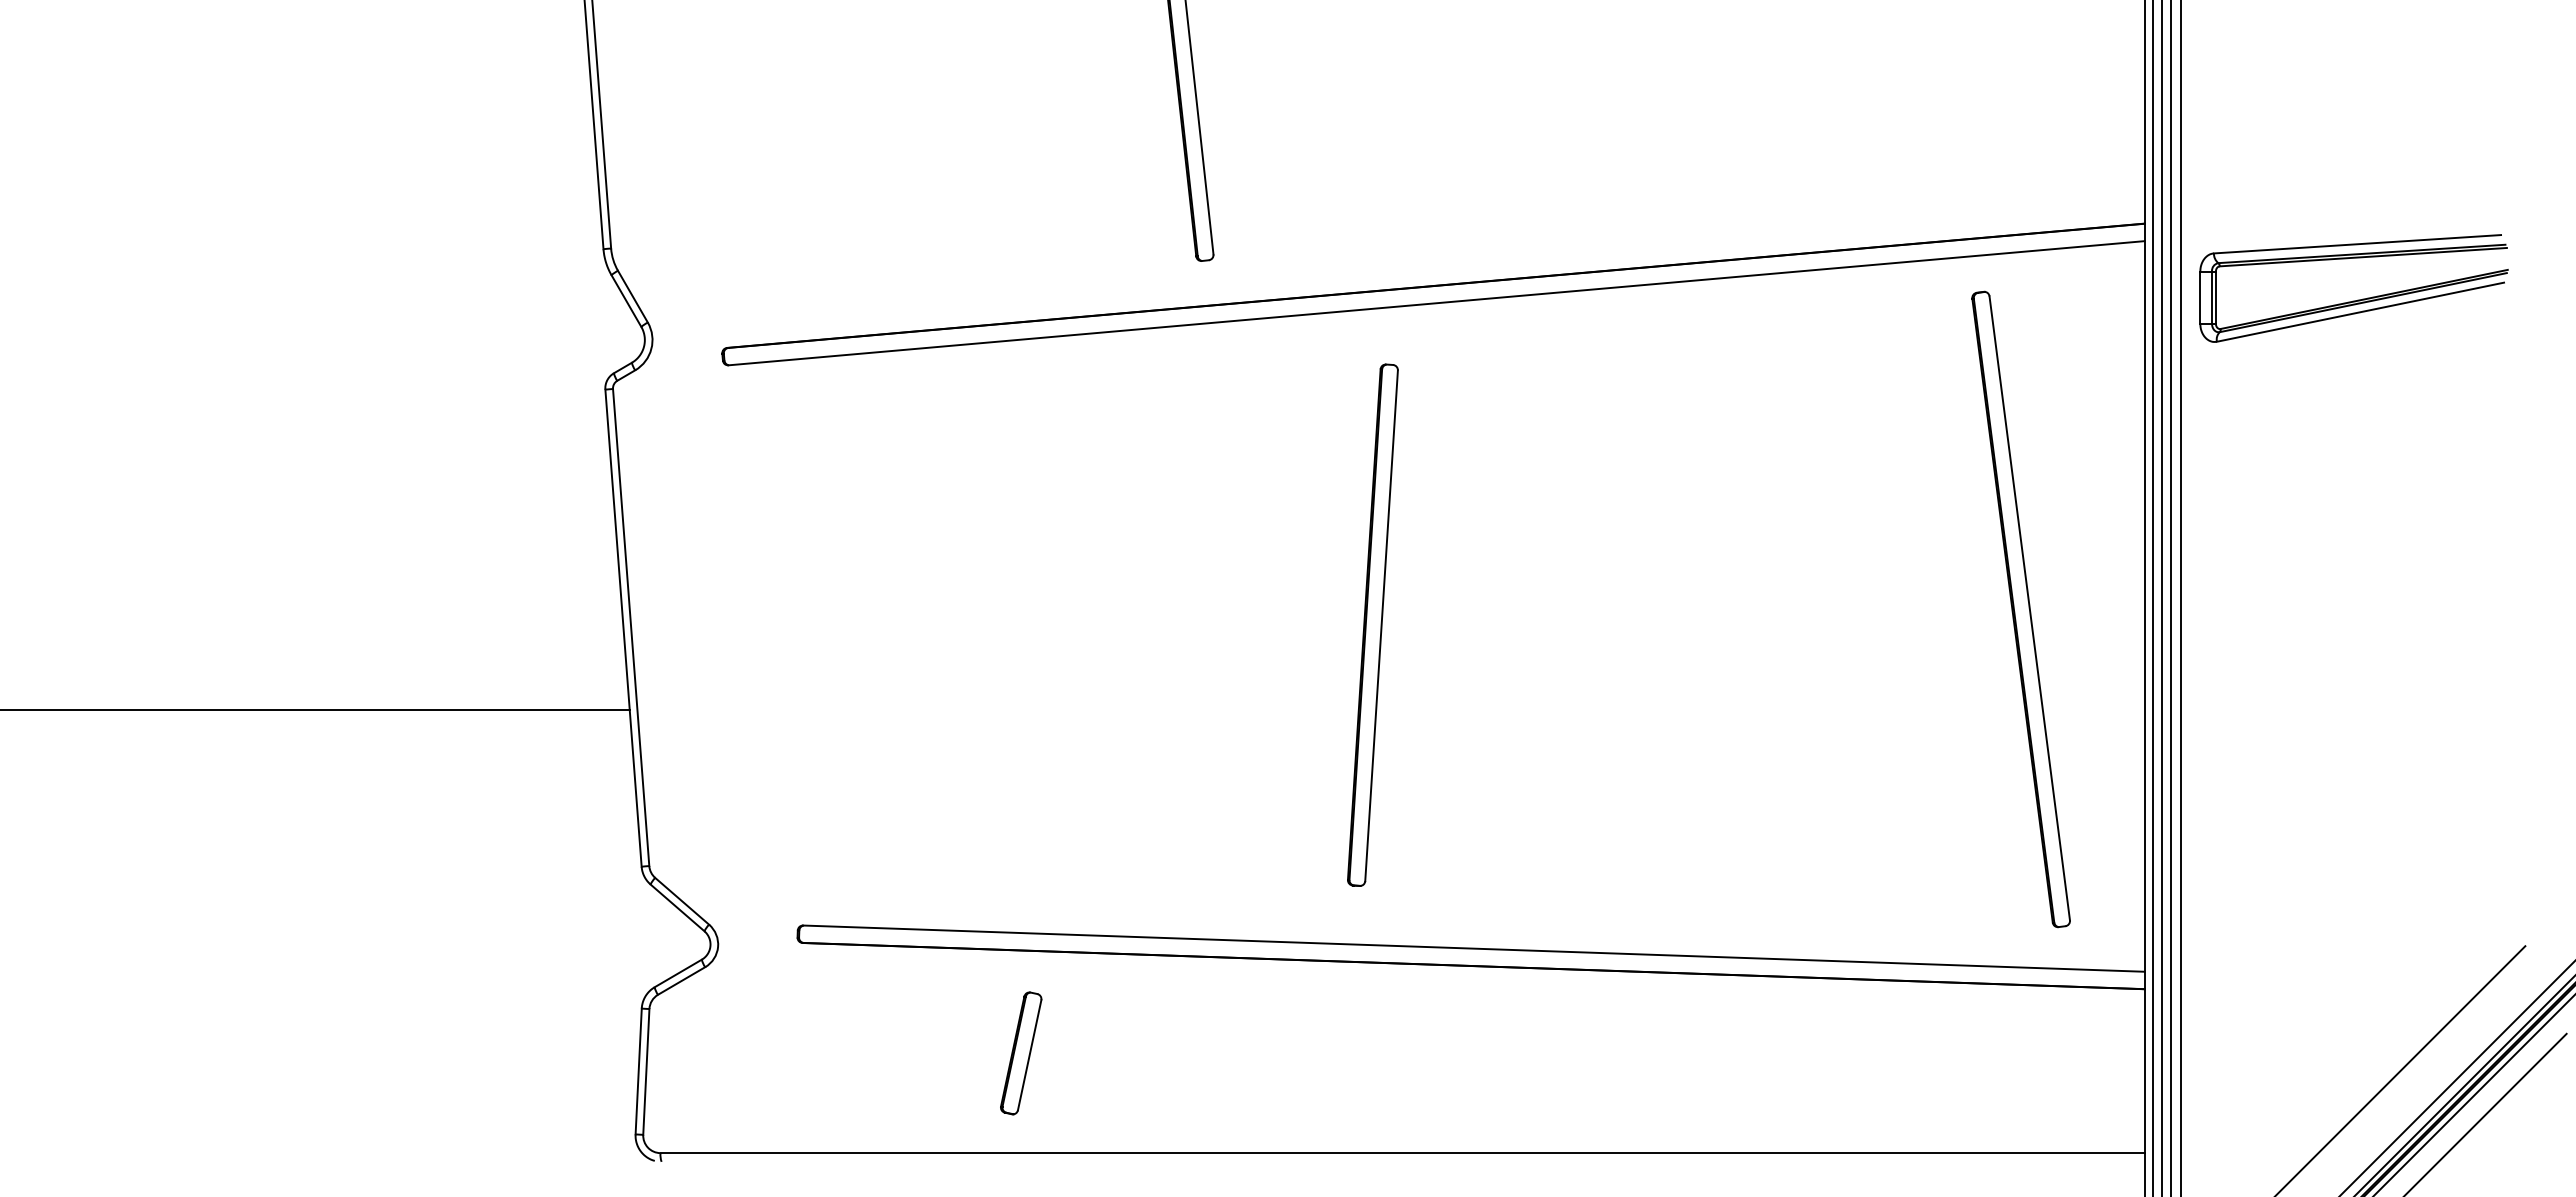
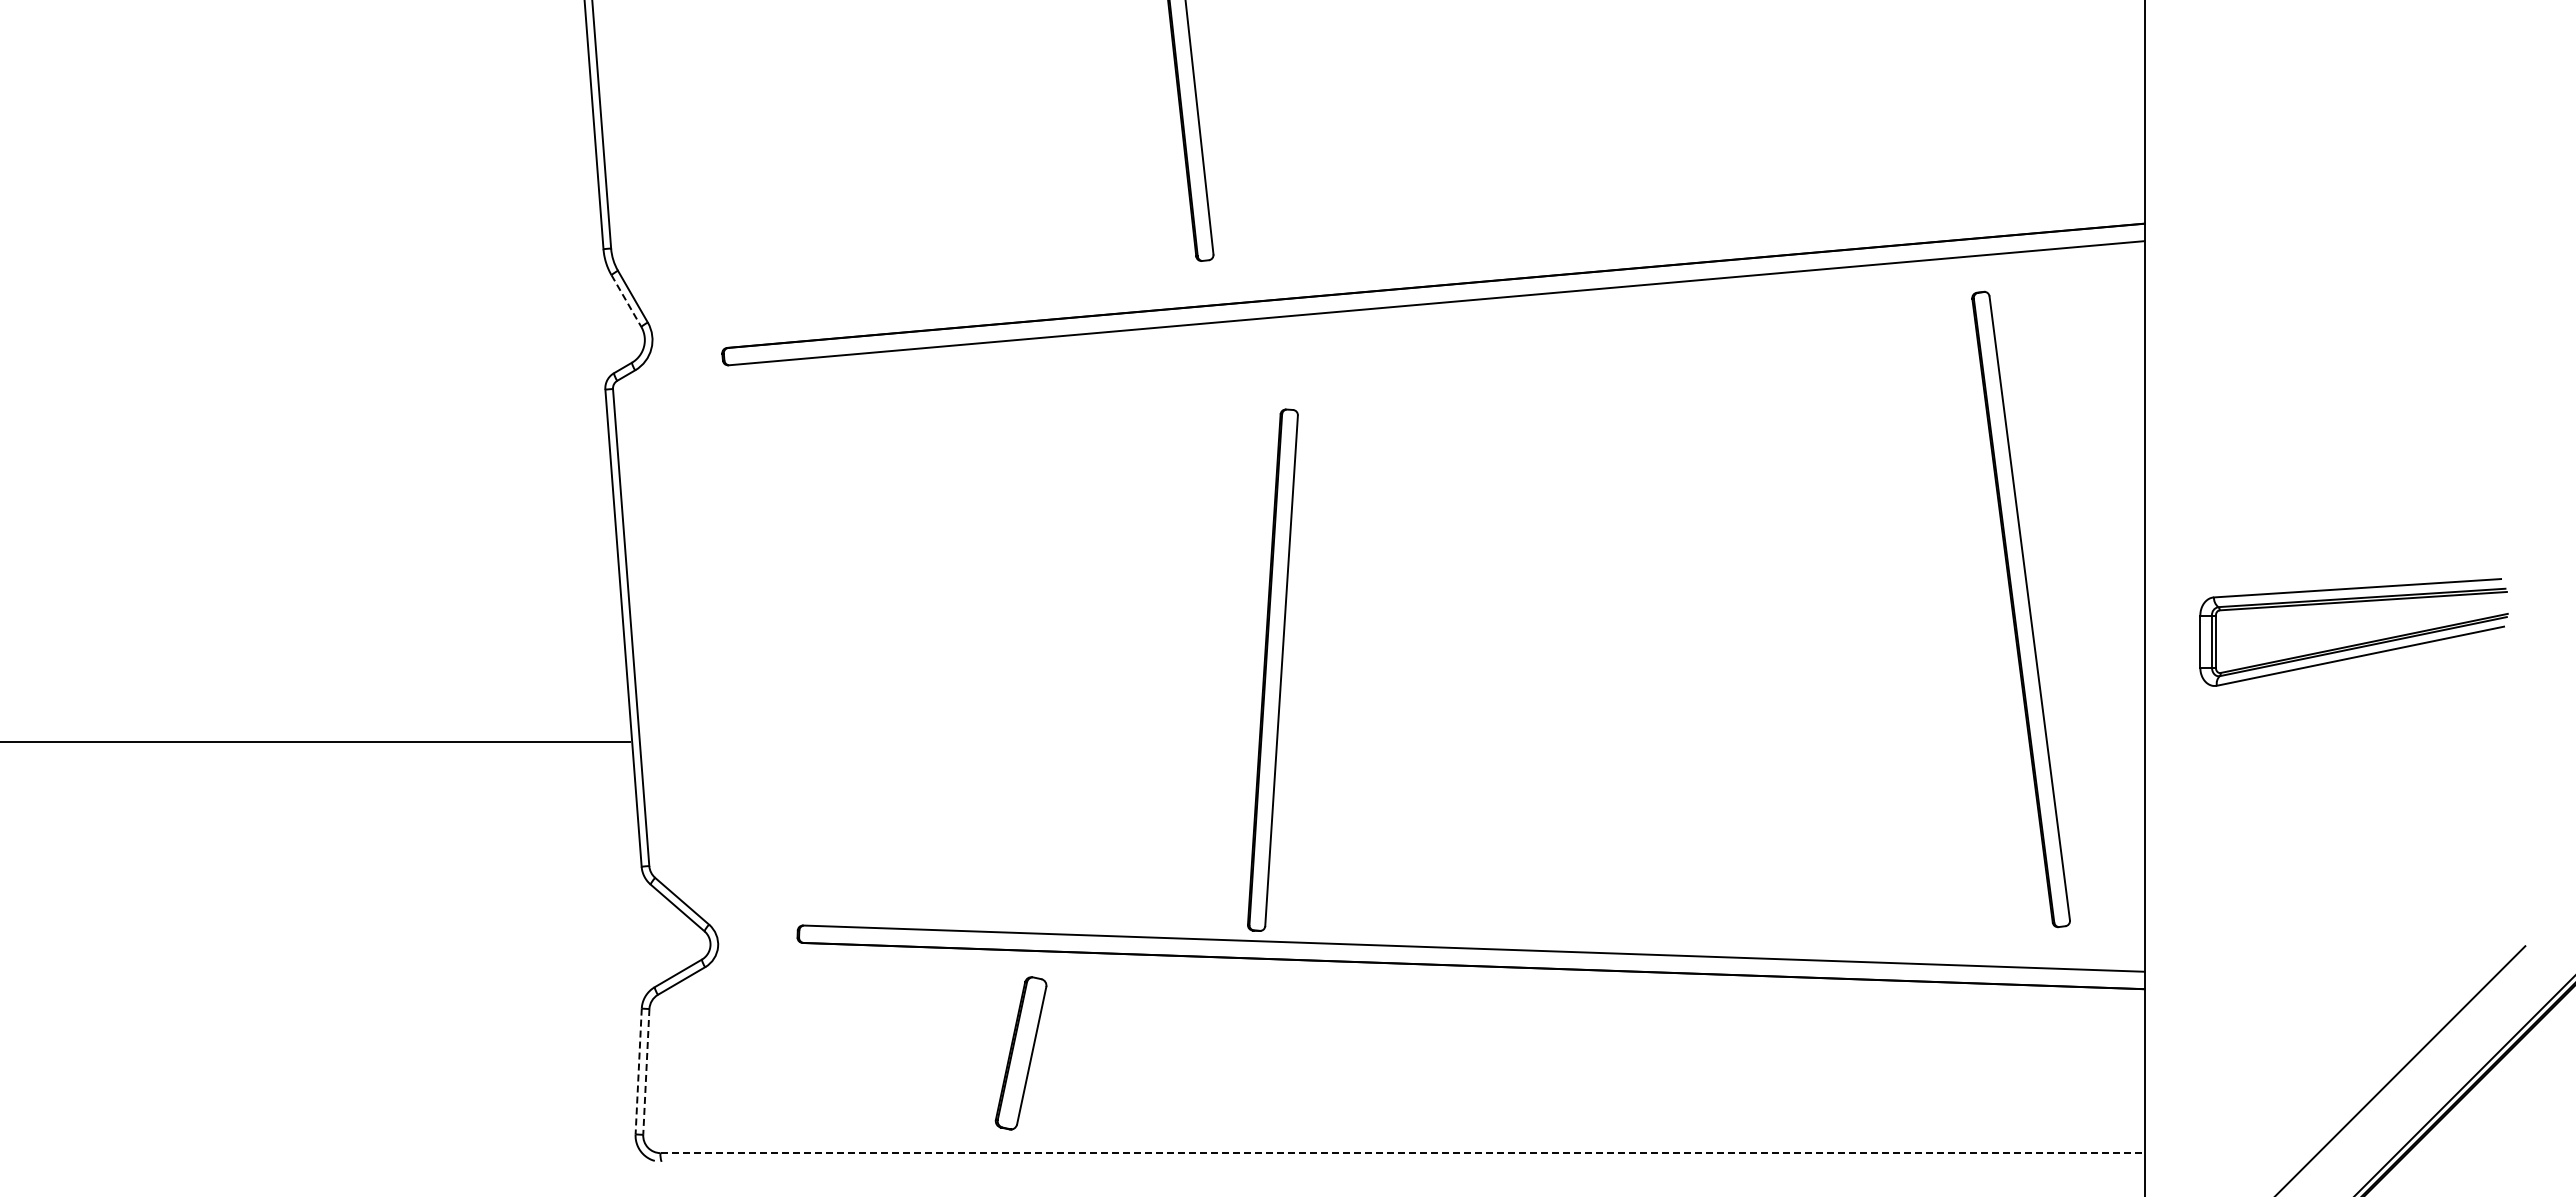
part position: (2357, 299) -> (2357, 643) (2357, 643)
line: solid -> dashed (626, 301)
line: present -> none (2153, 597)
line: present -> none (2162, 597)
line: present -> none (2170, 597)
line: present -> none (2180, 597)
part position: (1372, 624) -> (1272, 669) (1272, 669)
line position: (315, 709) -> (315, 741) (315, 741)
part size: 43x125 px -> 54x155 px (1020, 1053)
line: solid -> dashed (638, 1071)
line: solid -> dashed (646, 1071)
line: present -> none (2457, 1078)
line: present -> none (2474, 1095)
line: present -> none (2486, 1113)
line: solid -> dashed (1403, 1153)
